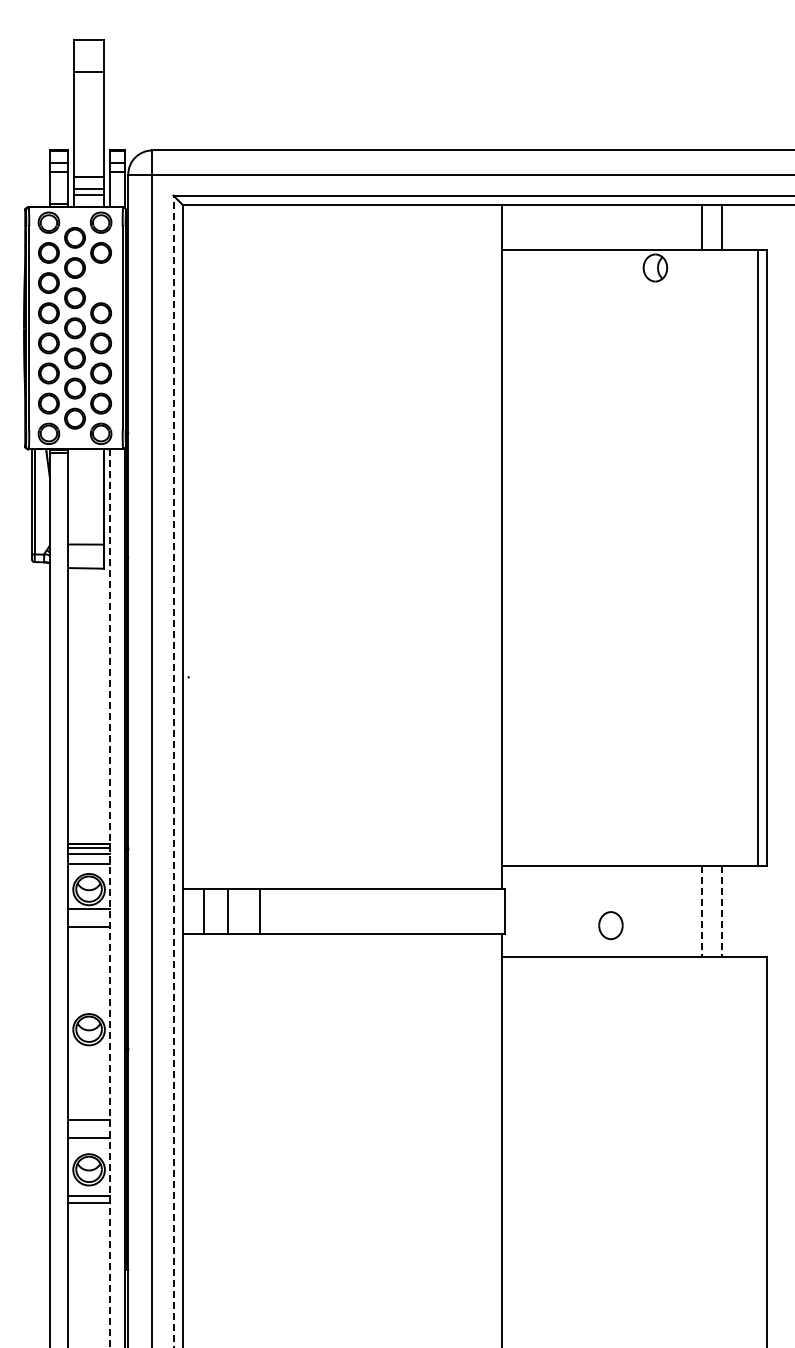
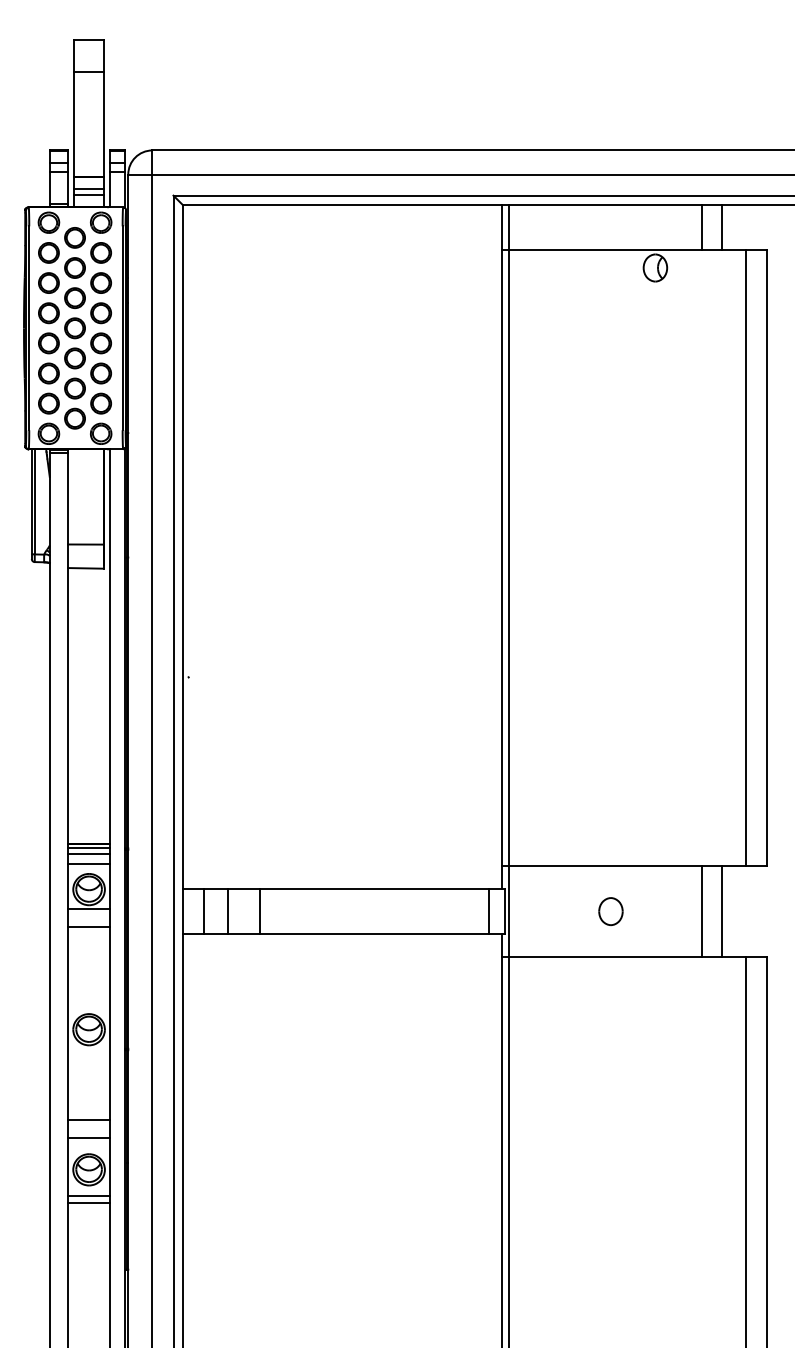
part: none -> present (100, 282)
line position: (758, 557) -> (746, 557) (746, 557)
line: dashed -> solid (173, 771)
line: none -> present (509, 774)
line: dashed -> solid (110, 898)
line: none -> present (489, 911)
line: dashed -> solid (701, 912)
line: dashed -> solid (722, 912)
part position: (610, 925) -> (610, 911) (610, 911)
line: none -> present (746, 1150)
